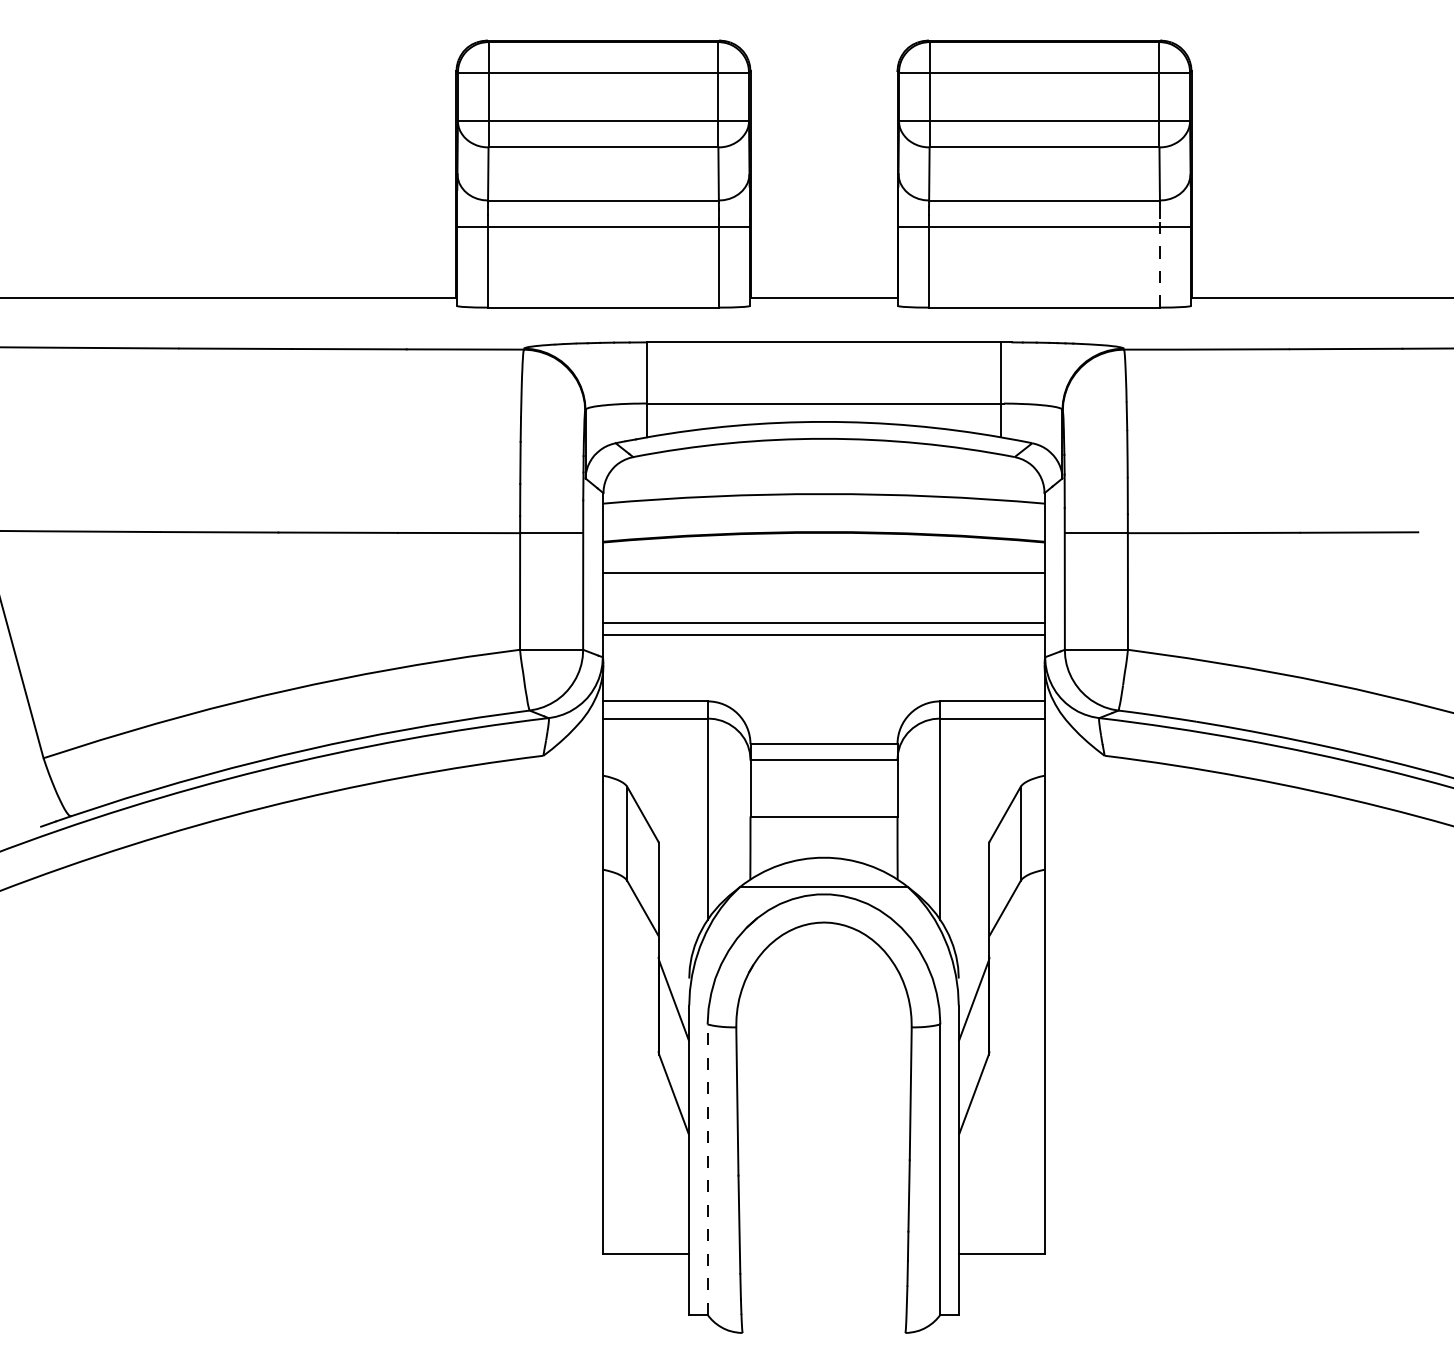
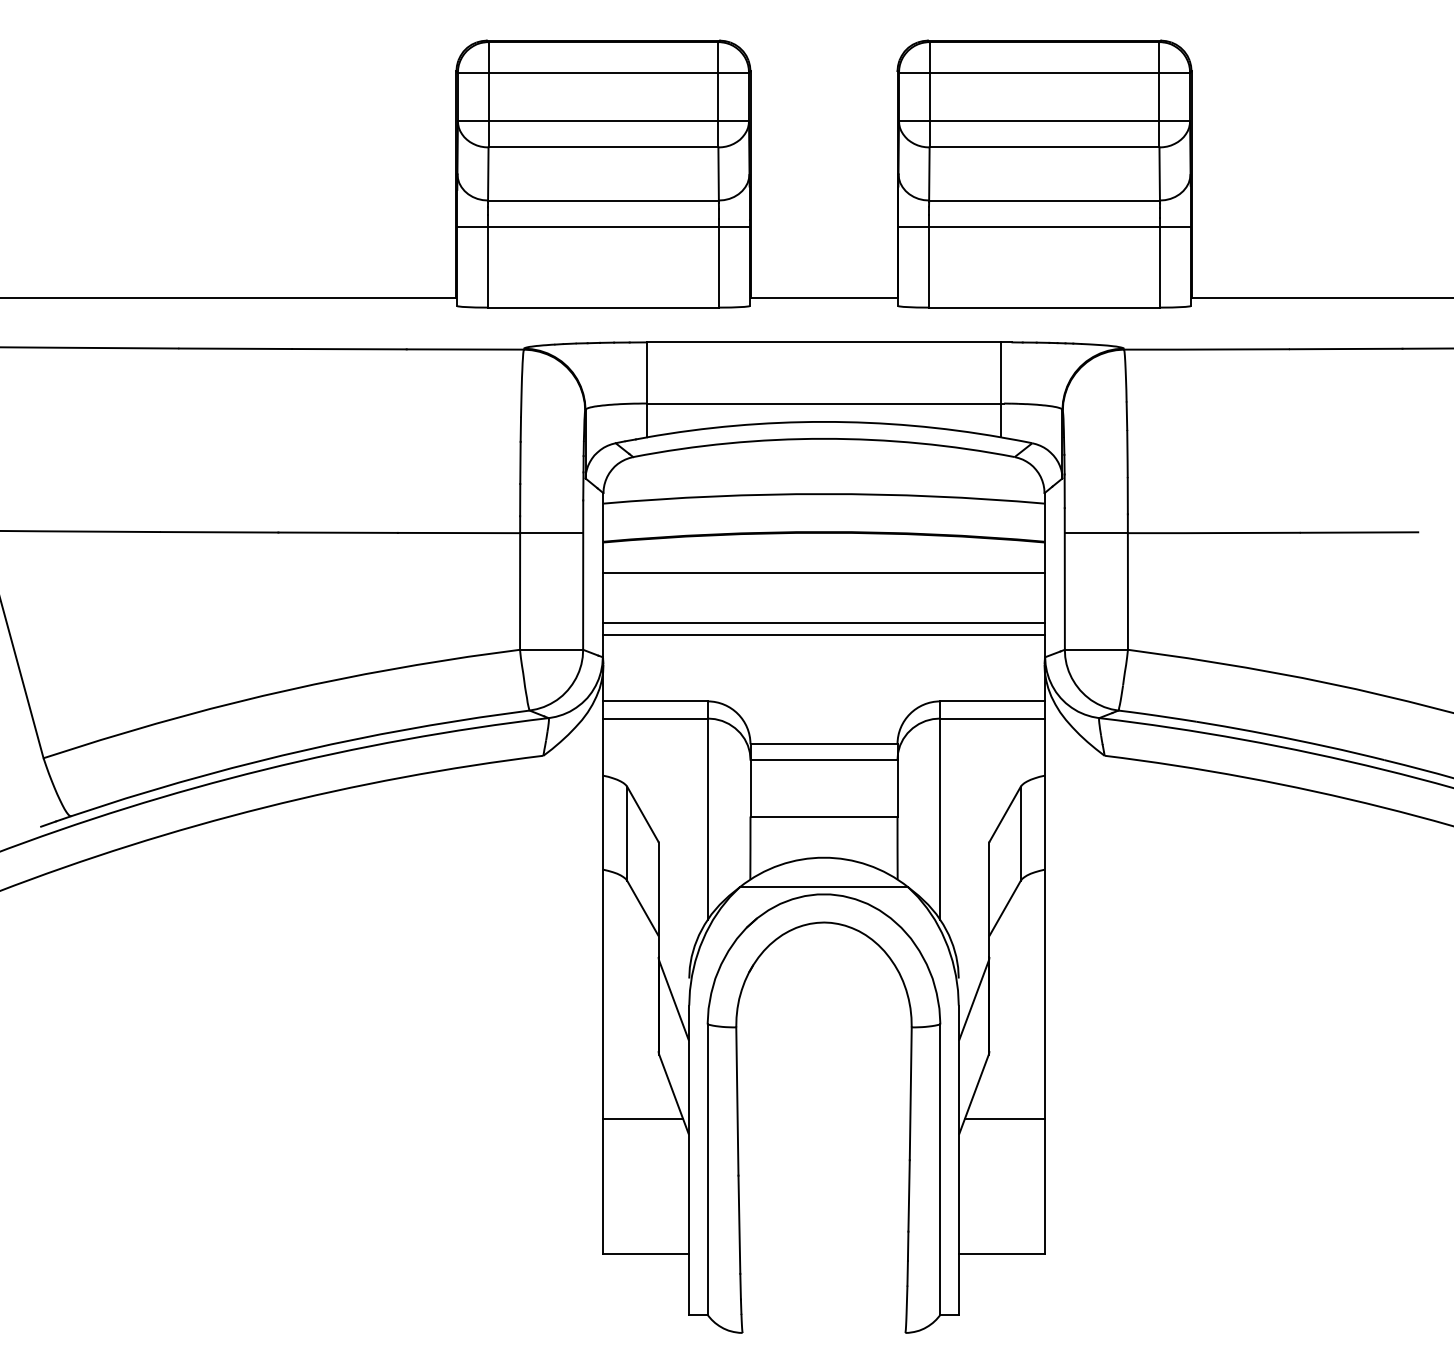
line: dashed -> solid (1160, 262)
line: none -> present (642, 1118)
line: none -> present (1004, 1118)
line: dashed -> solid (707, 1169)
